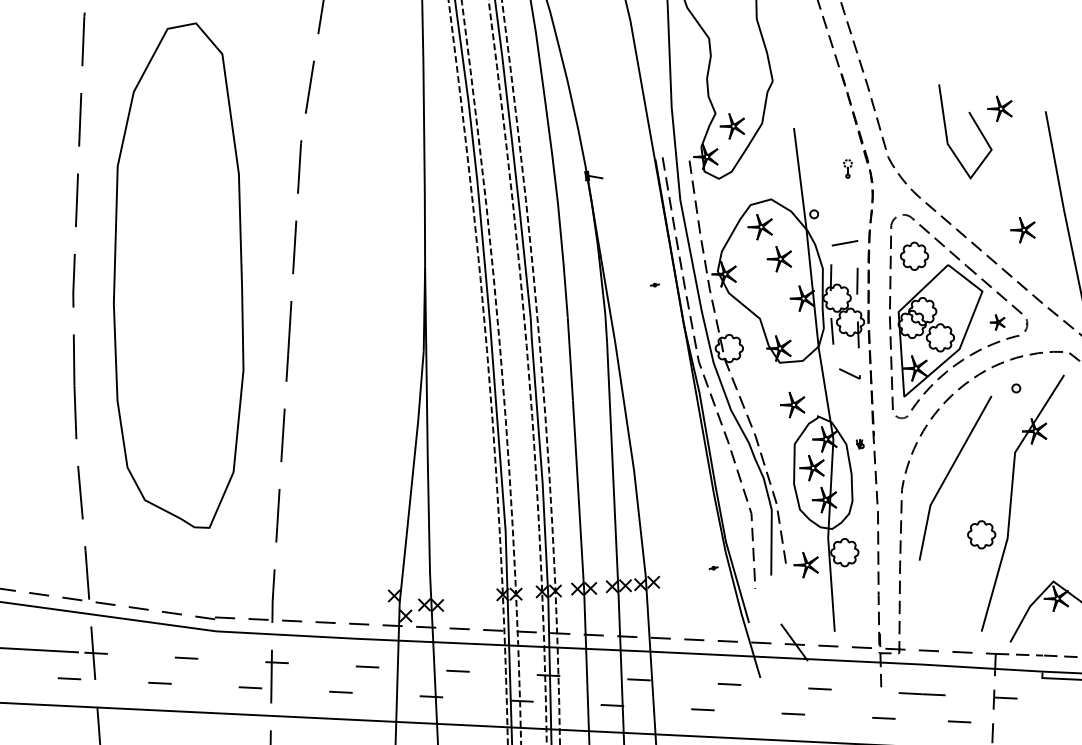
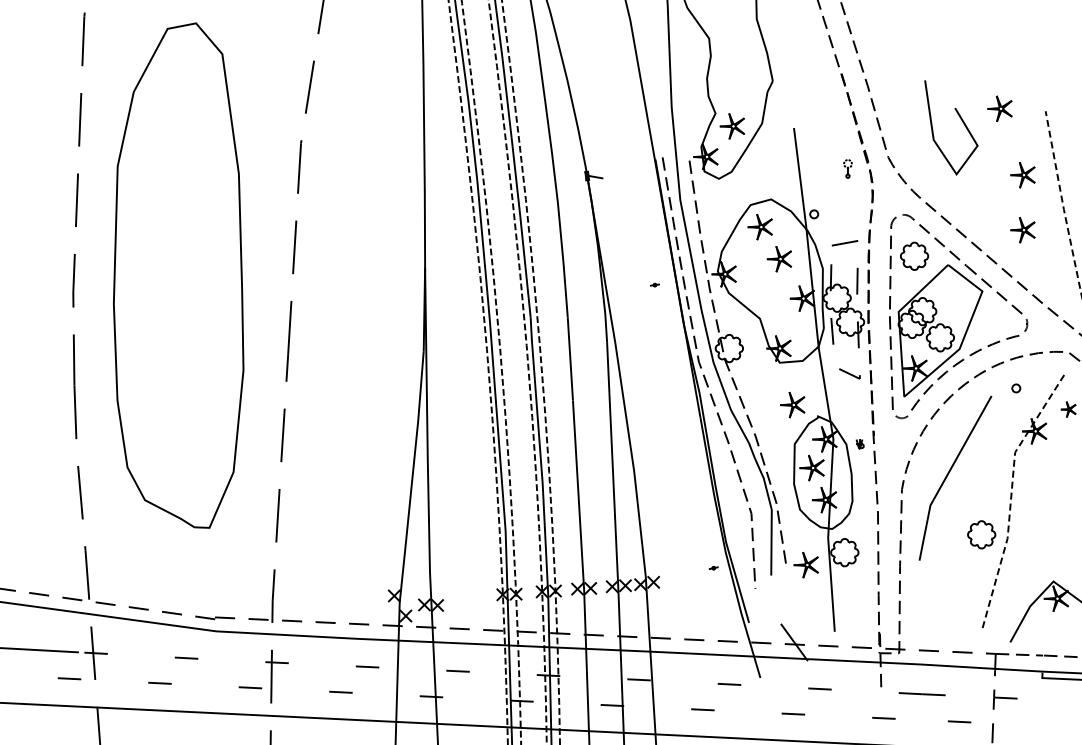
line position: (974, 123) -> (960, 119) (960, 119)
part: none -> present (1022, 175)
line: solid -> dashed (1062, 203)
part position: (997, 322) -> (1068, 409) (1068, 409)
line: solid -> dashed (1011, 498)
